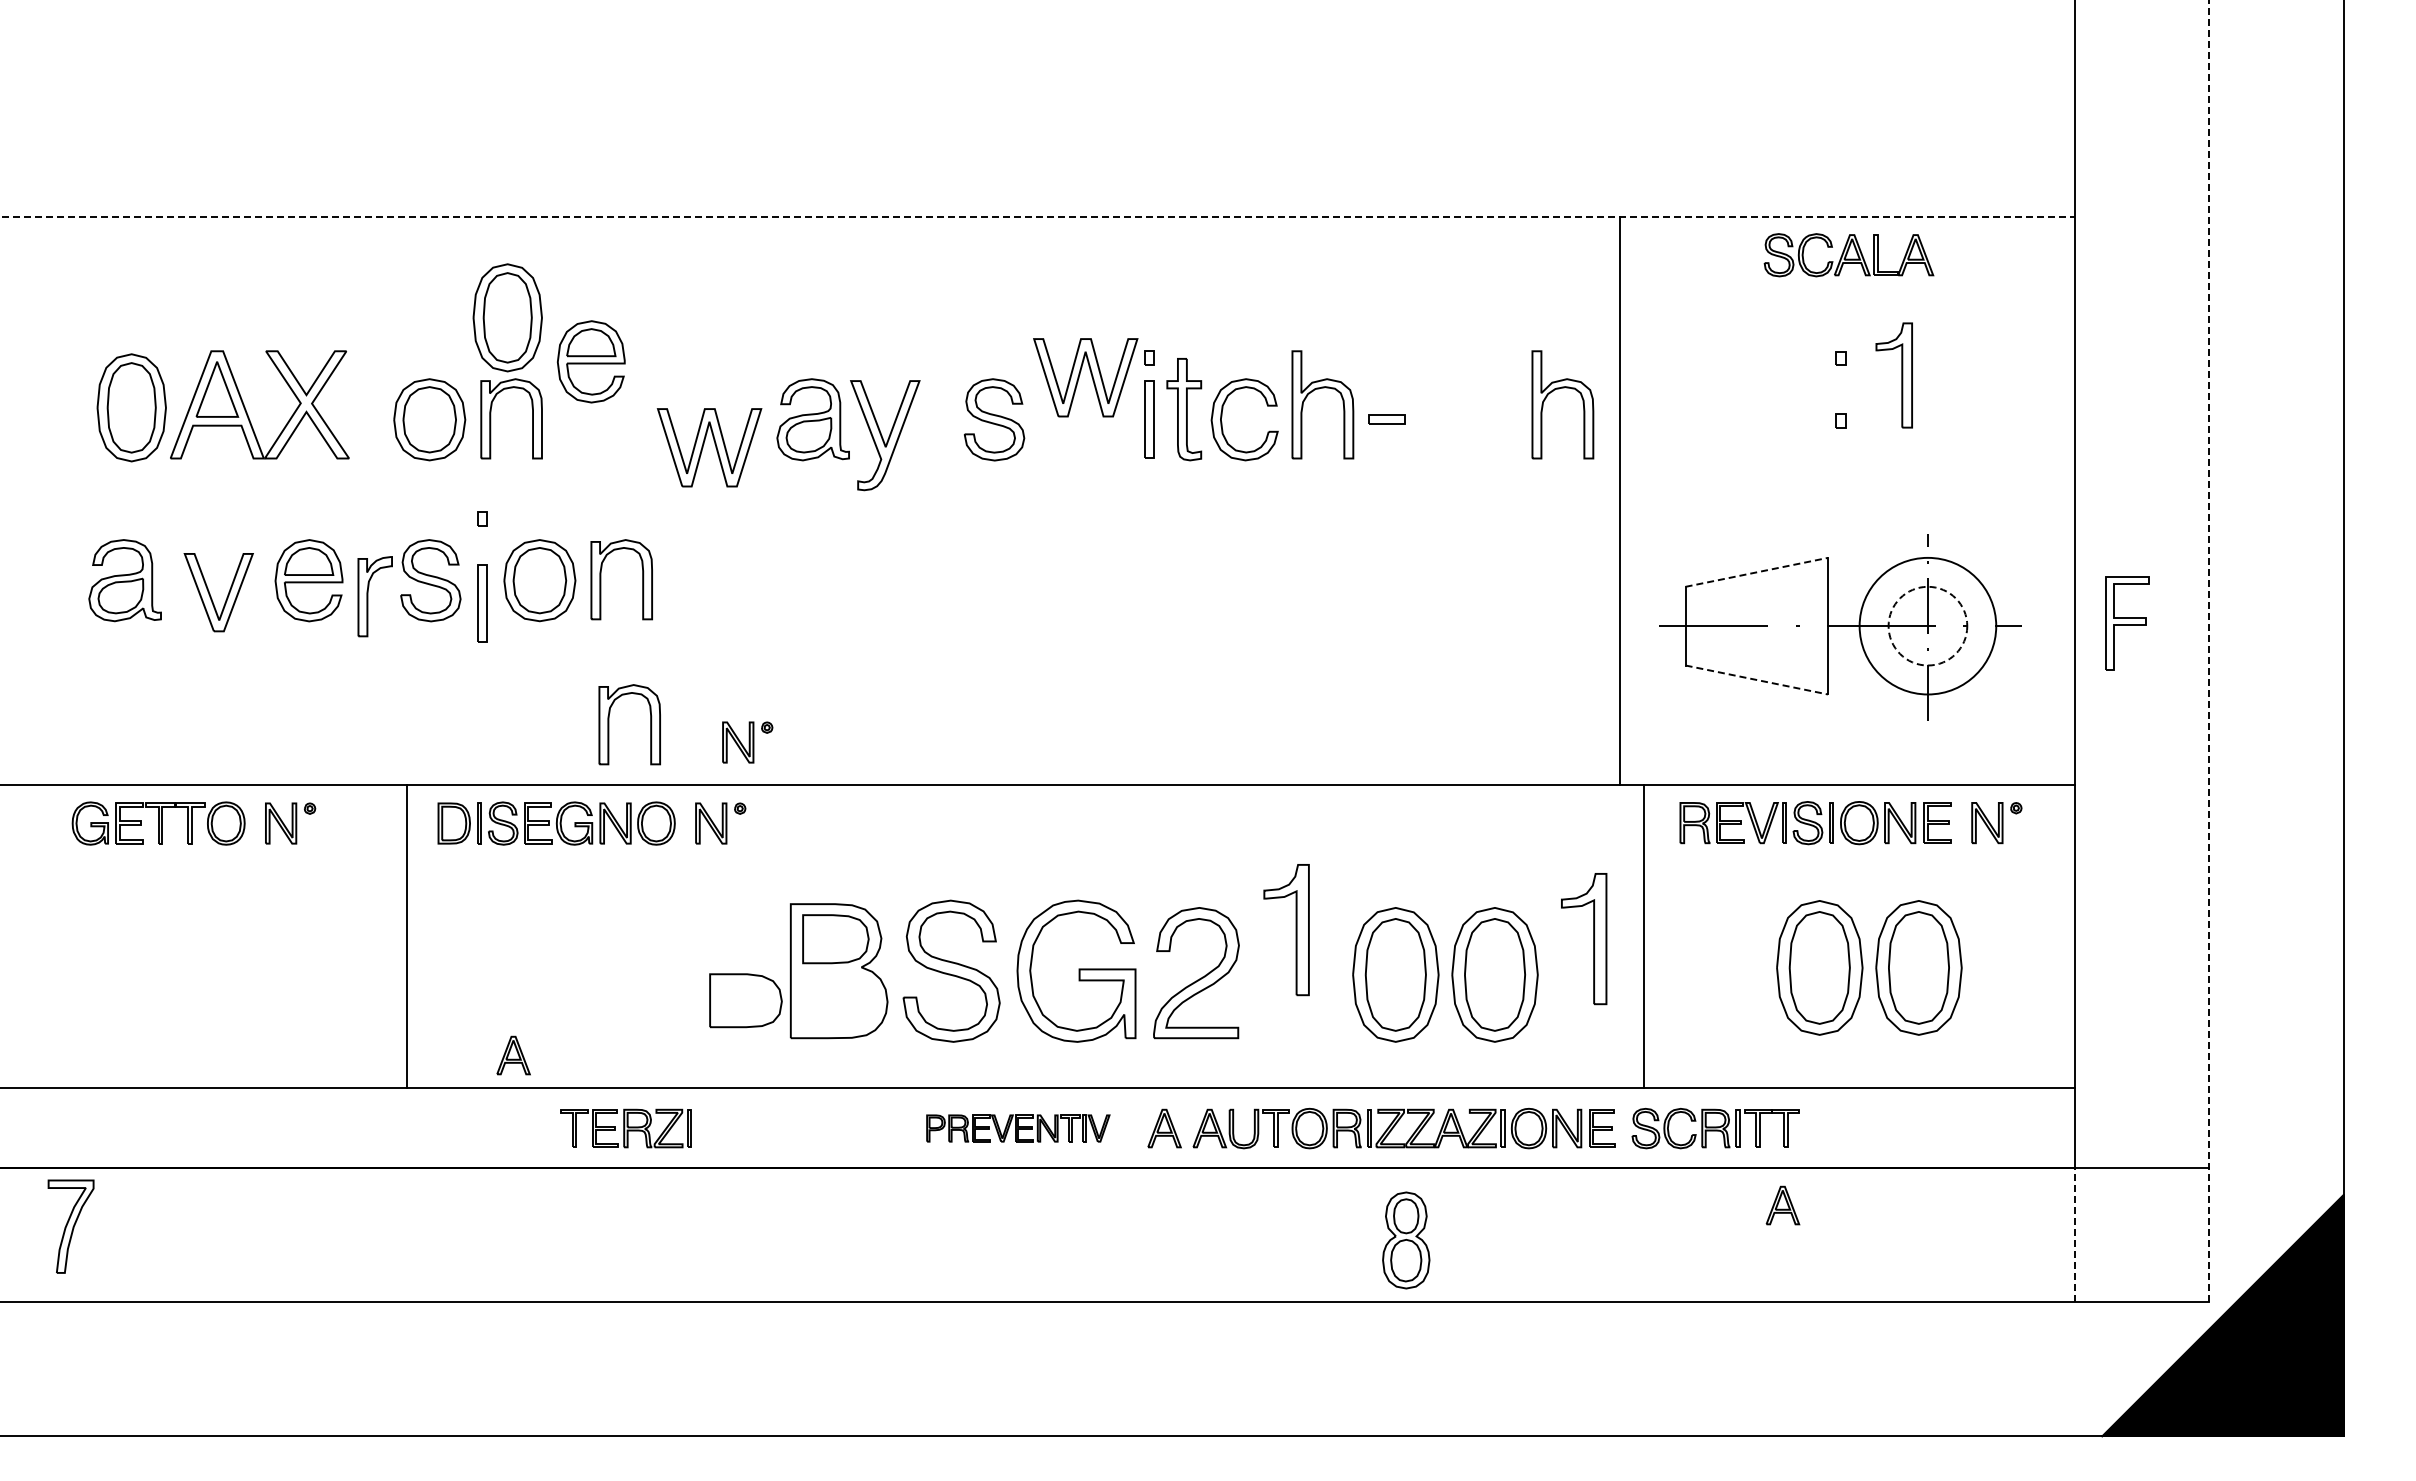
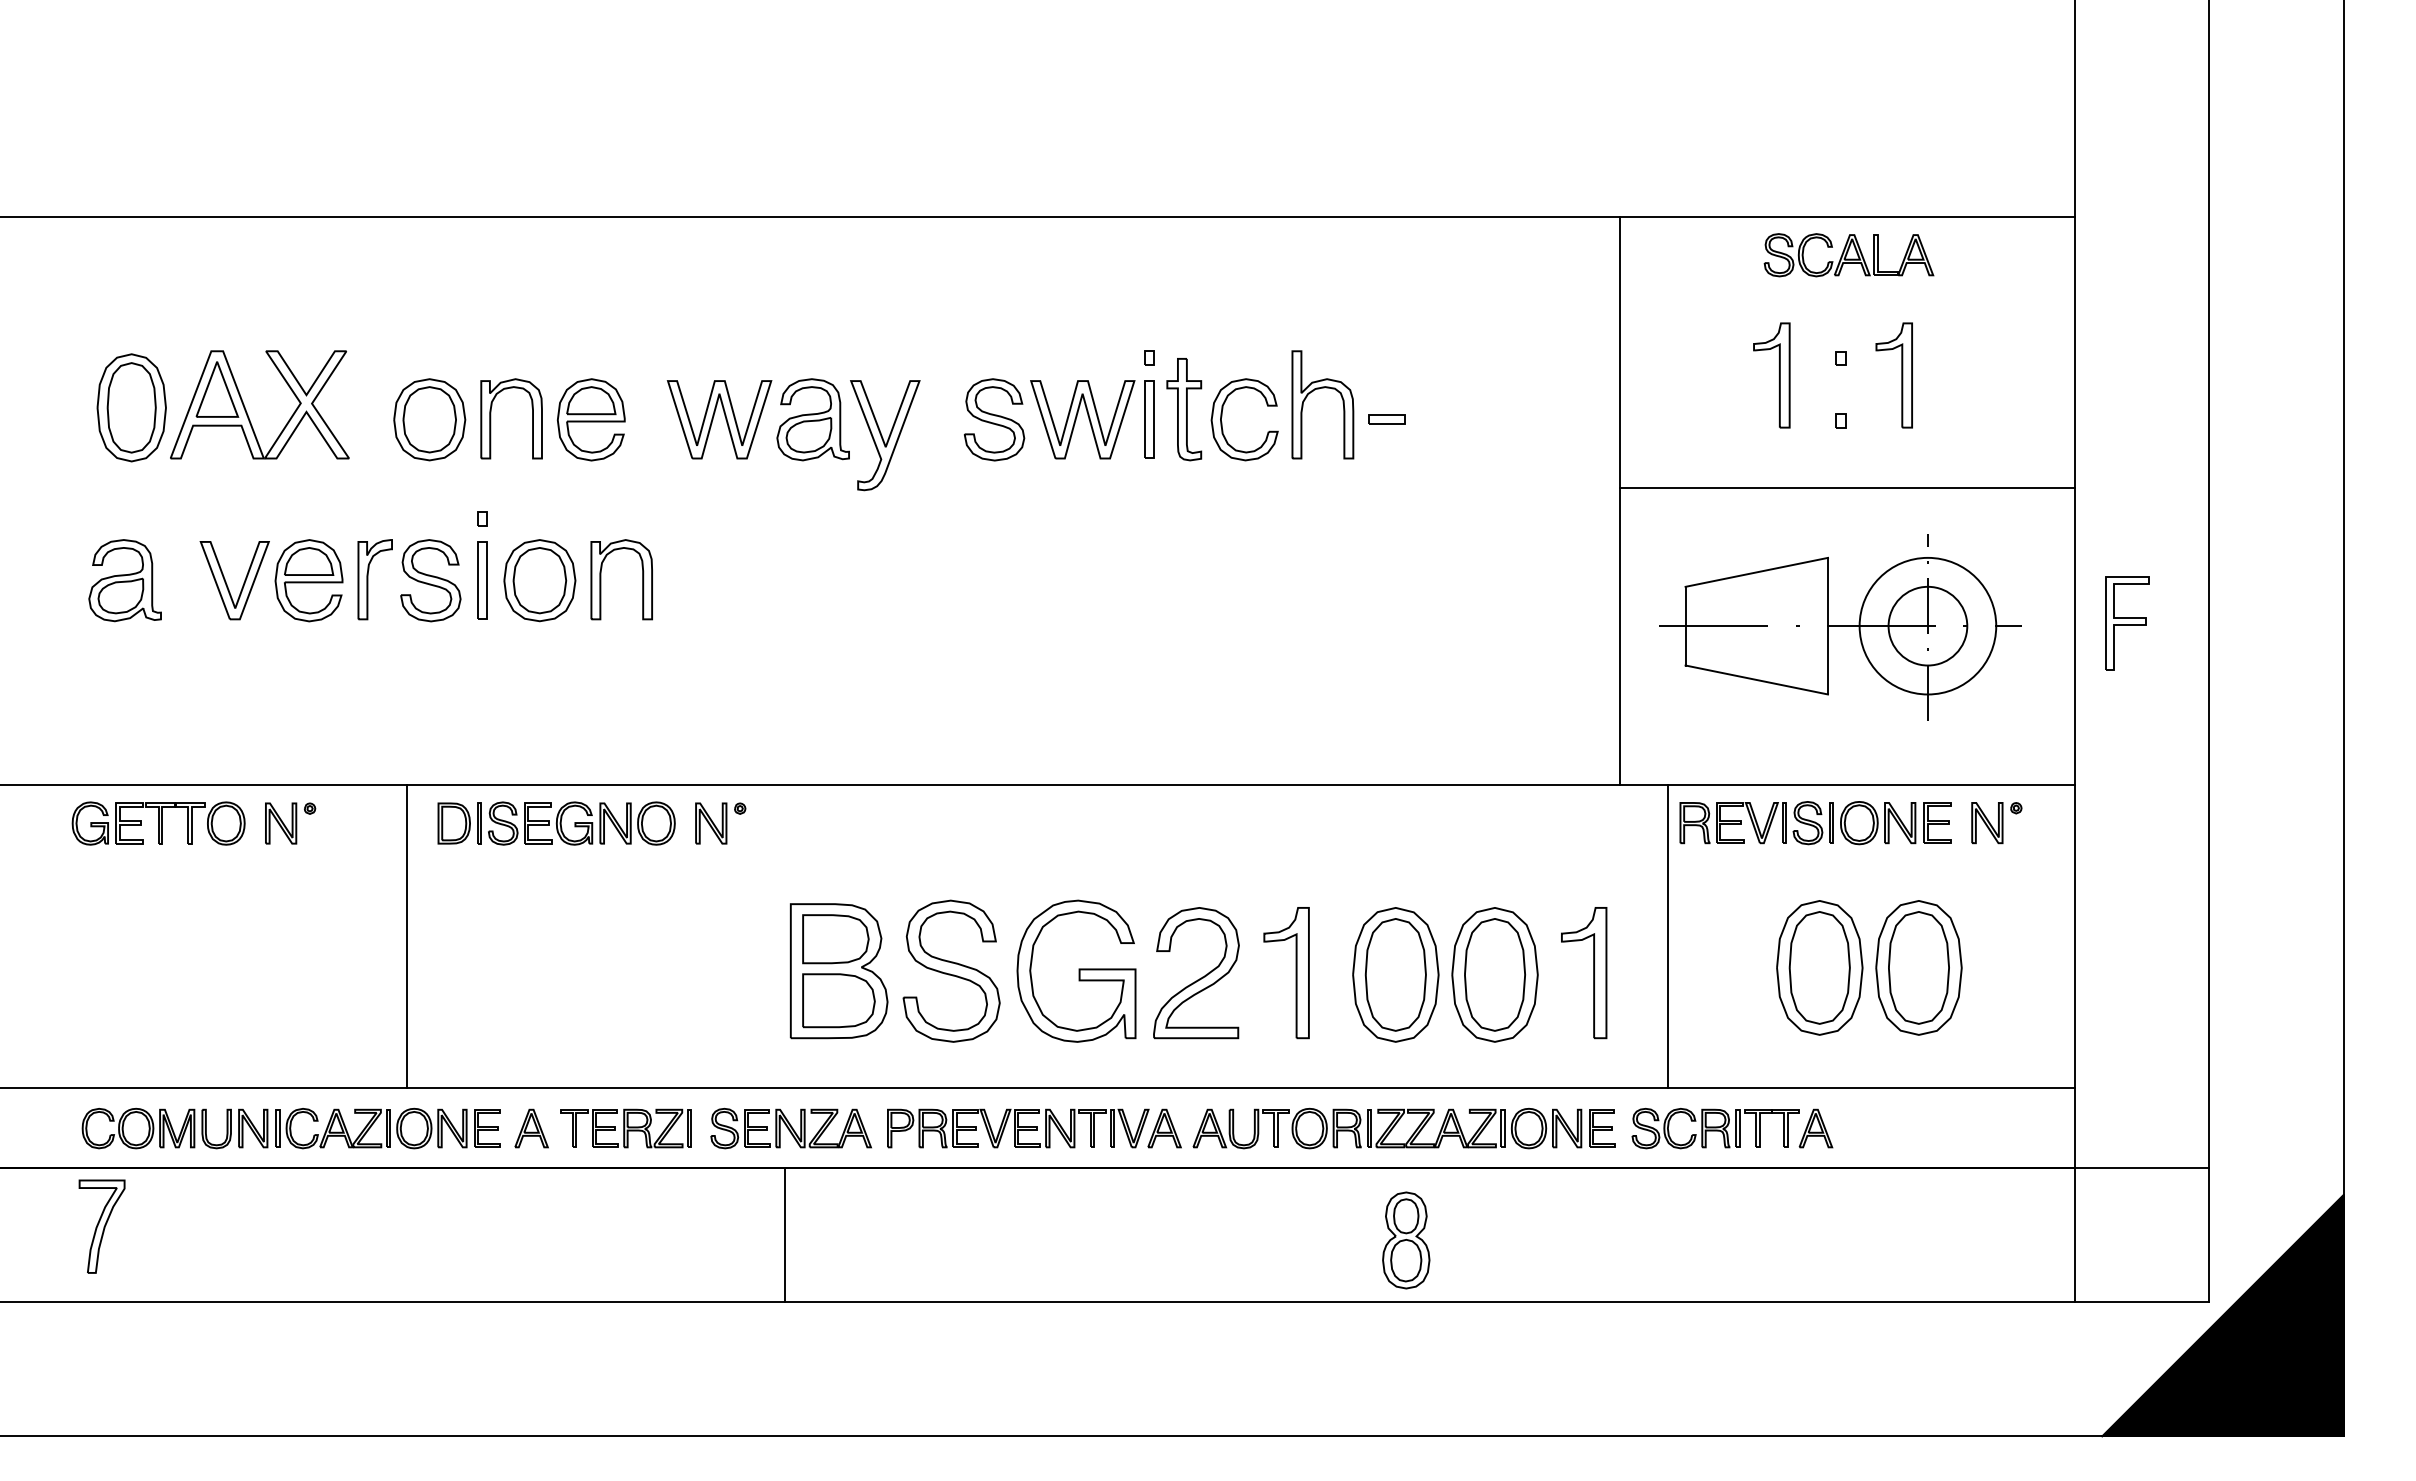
line: dashed -> solid (1038, 216)
part: present -> none (507, 317)
part position: (590, 361) -> (590, 419) (590, 419)
part: none -> present (1779, 375)
part position: (1085, 377) -> (1082, 419) (1082, 419)
part: present -> none (1559, 389)
part position: (709, 447) -> (719, 419) (719, 419)
line: none -> present (1847, 487)
line: dashed -> solid (1756, 572)
part position: (210, 593) -> (226, 581) (226, 581)
part position: (374, 596) -> (374, 579) (374, 579)
part position: (482, 603) -> (482, 580) (482, 580)
circle: dashed -> solid (1927, 625)
line: dashed -> solid (2209, 650)
line: dashed -> solid (1756, 679)
part: present -> none (609, 724)
part: present -> none (747, 742)
part position: (1295, 930) -> (1295, 973) (1295, 973)
line position: (1643, 935) -> (1667, 935) (1667, 935)
part position: (1593, 939) -> (1593, 973) (1593, 973)
part position: (745, 1000) -> (838, 1000) (838, 1000)
part position: (513, 1055) -> (531, 1128) (531, 1128)
part: none -> present (290, 1128)
part: none -> present (790, 1128)
part size: 185x29 px -> 263x41 px (1018, 1128)
part position: (1782, 1205) -> (1815, 1128) (1815, 1128)
part position: (70, 1226) -> (101, 1226) (101, 1226)
line: dashed -> solid (2075, 1234)
line: none -> present (785, 1235)
